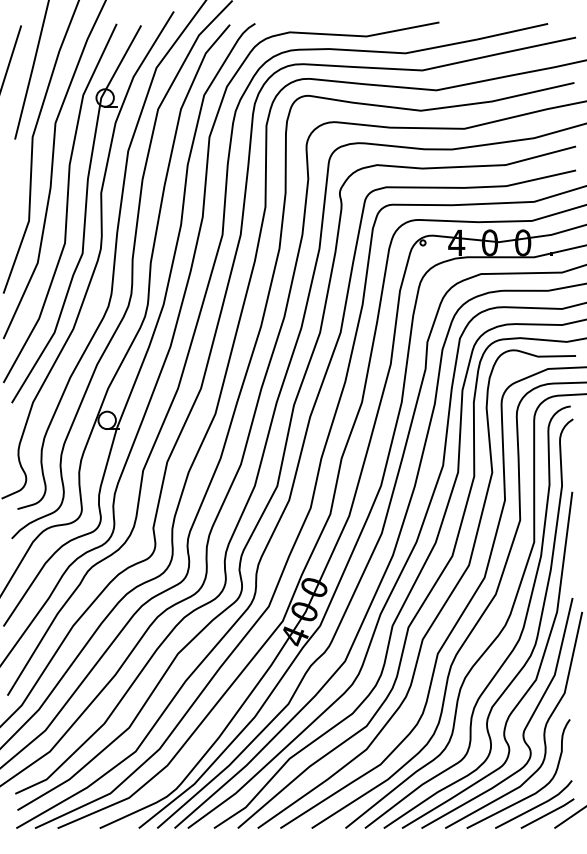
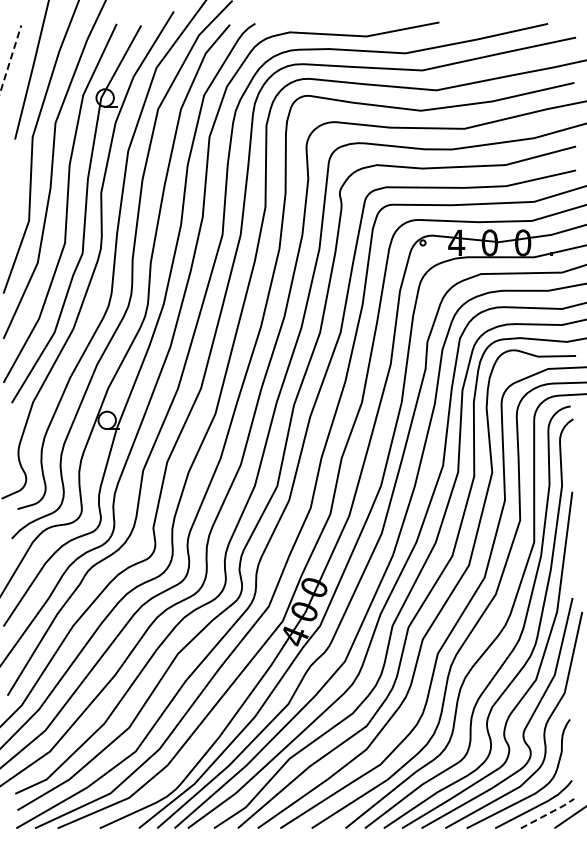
line: solid -> dashed (10, 58)
line: solid -> dashed (549, 813)
